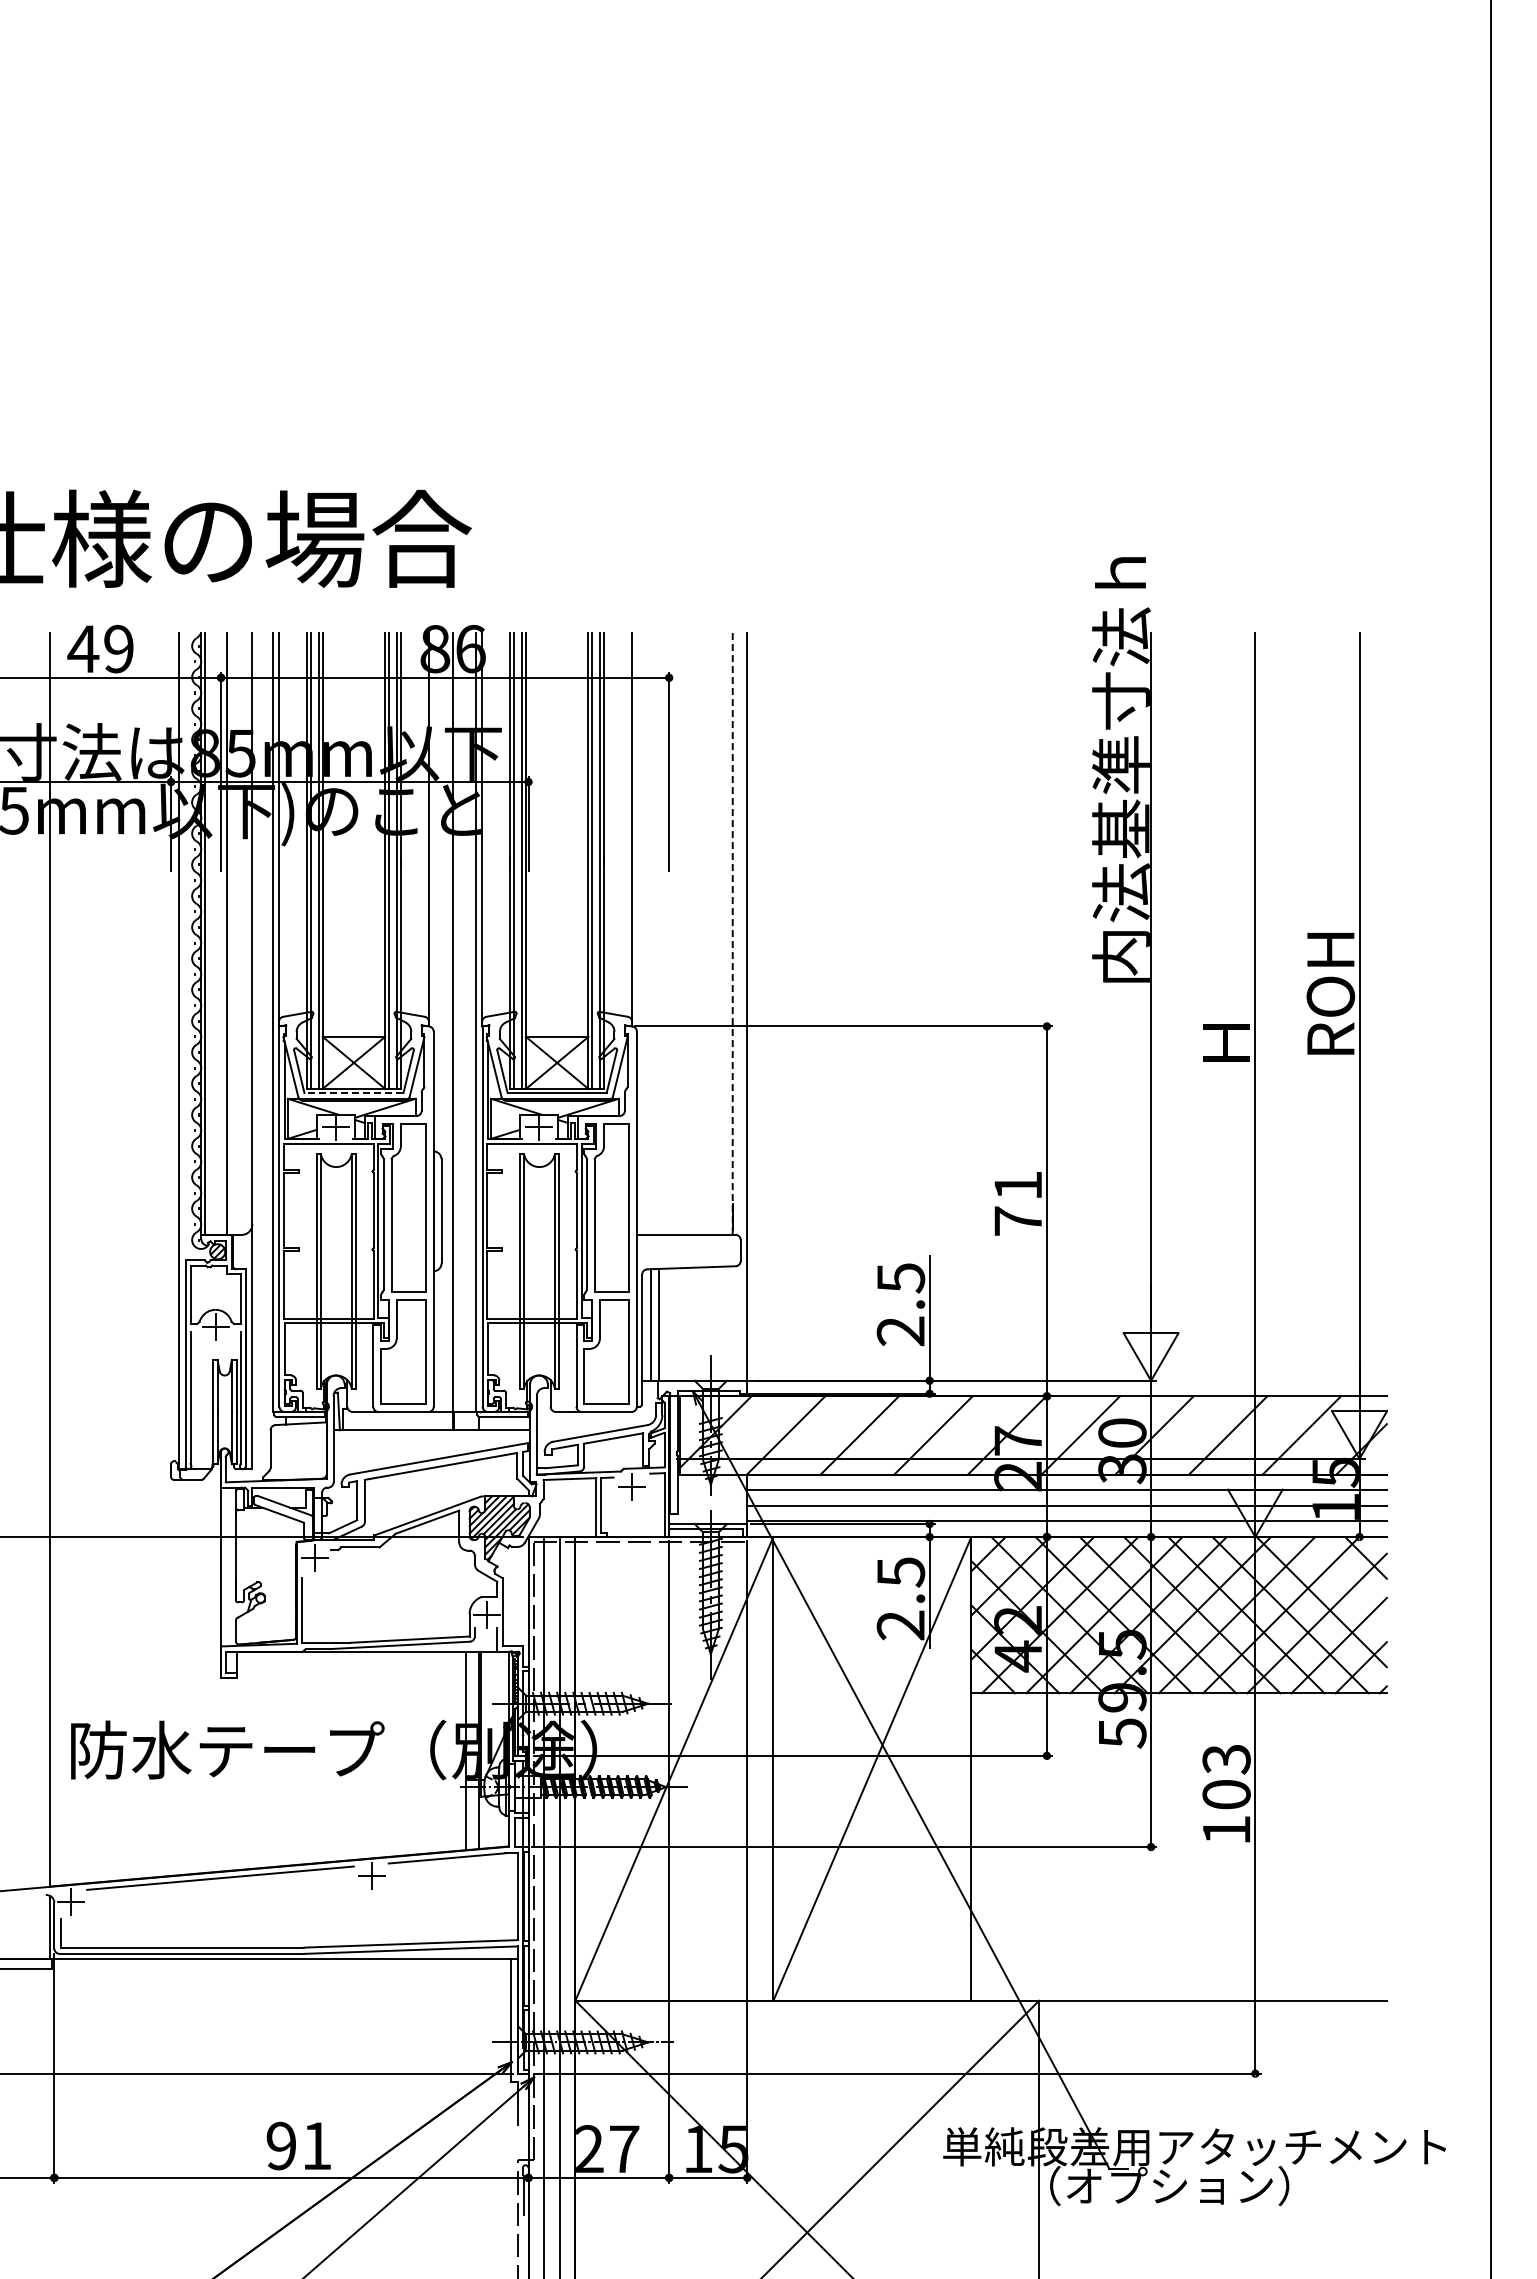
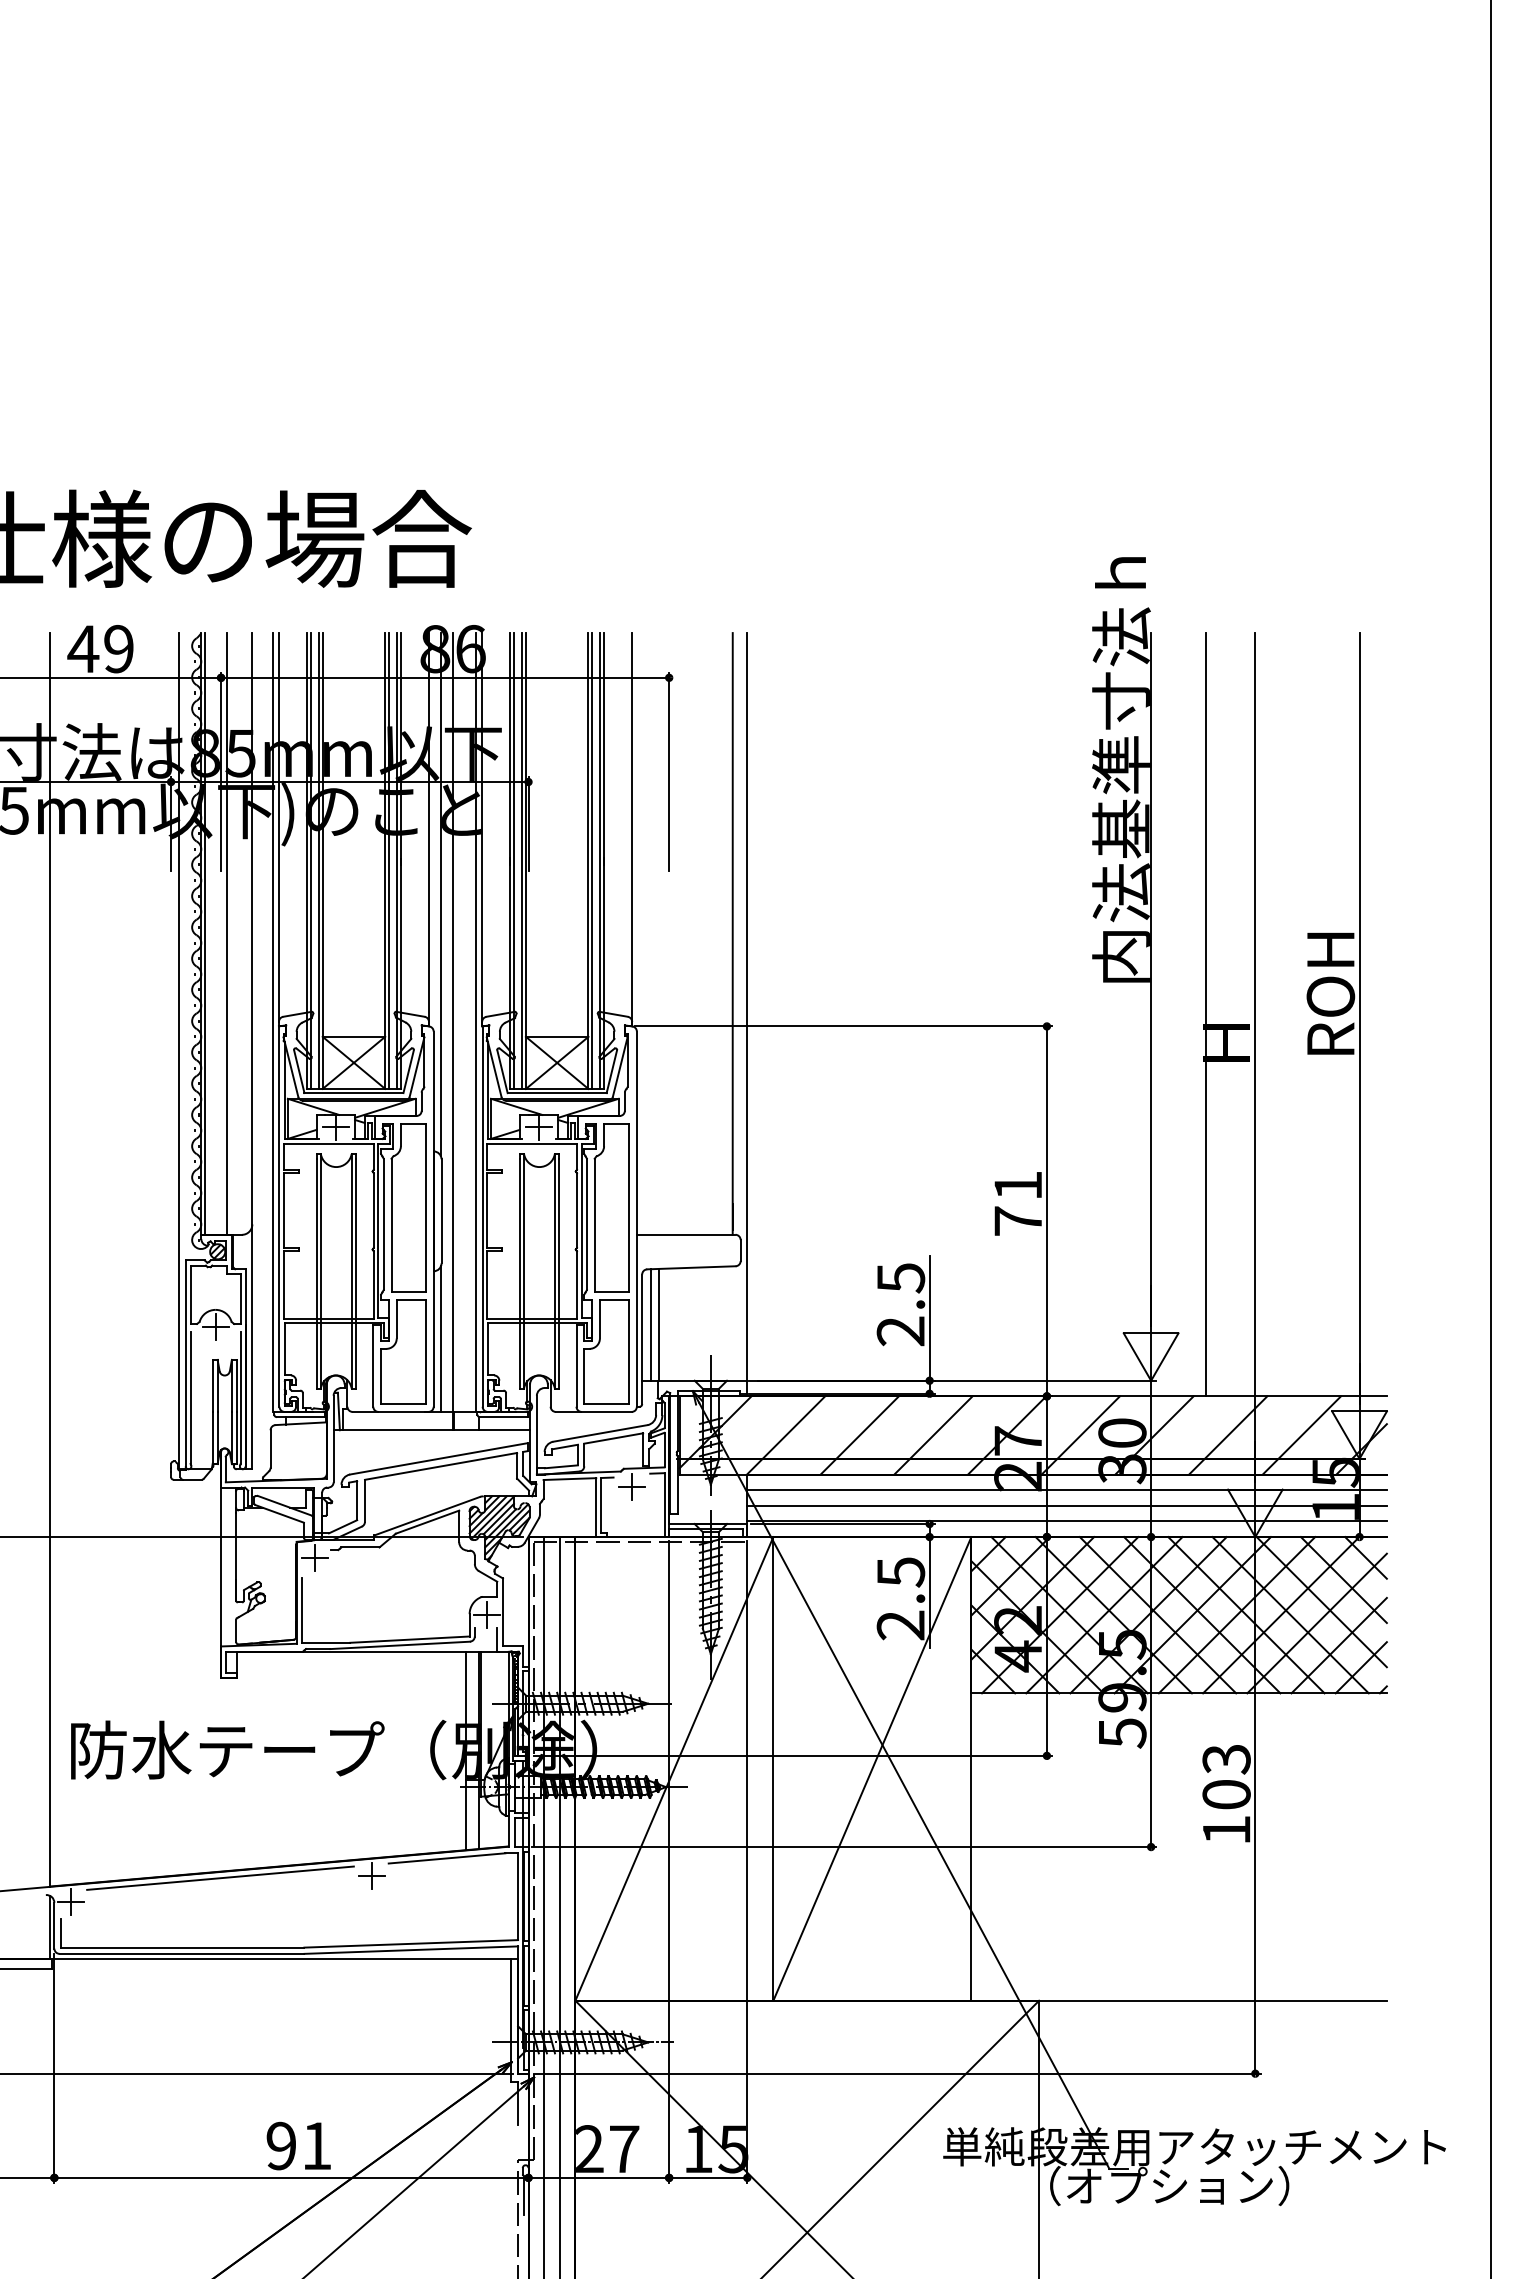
line: none -> present (440, 894)
line: dashed -> solid (732, 933)
line: none -> present (1205, 1014)
line: dashed -> solid (353, 1093)
line: none -> present (440, 1338)
line: none -> present (1343, 1580)
